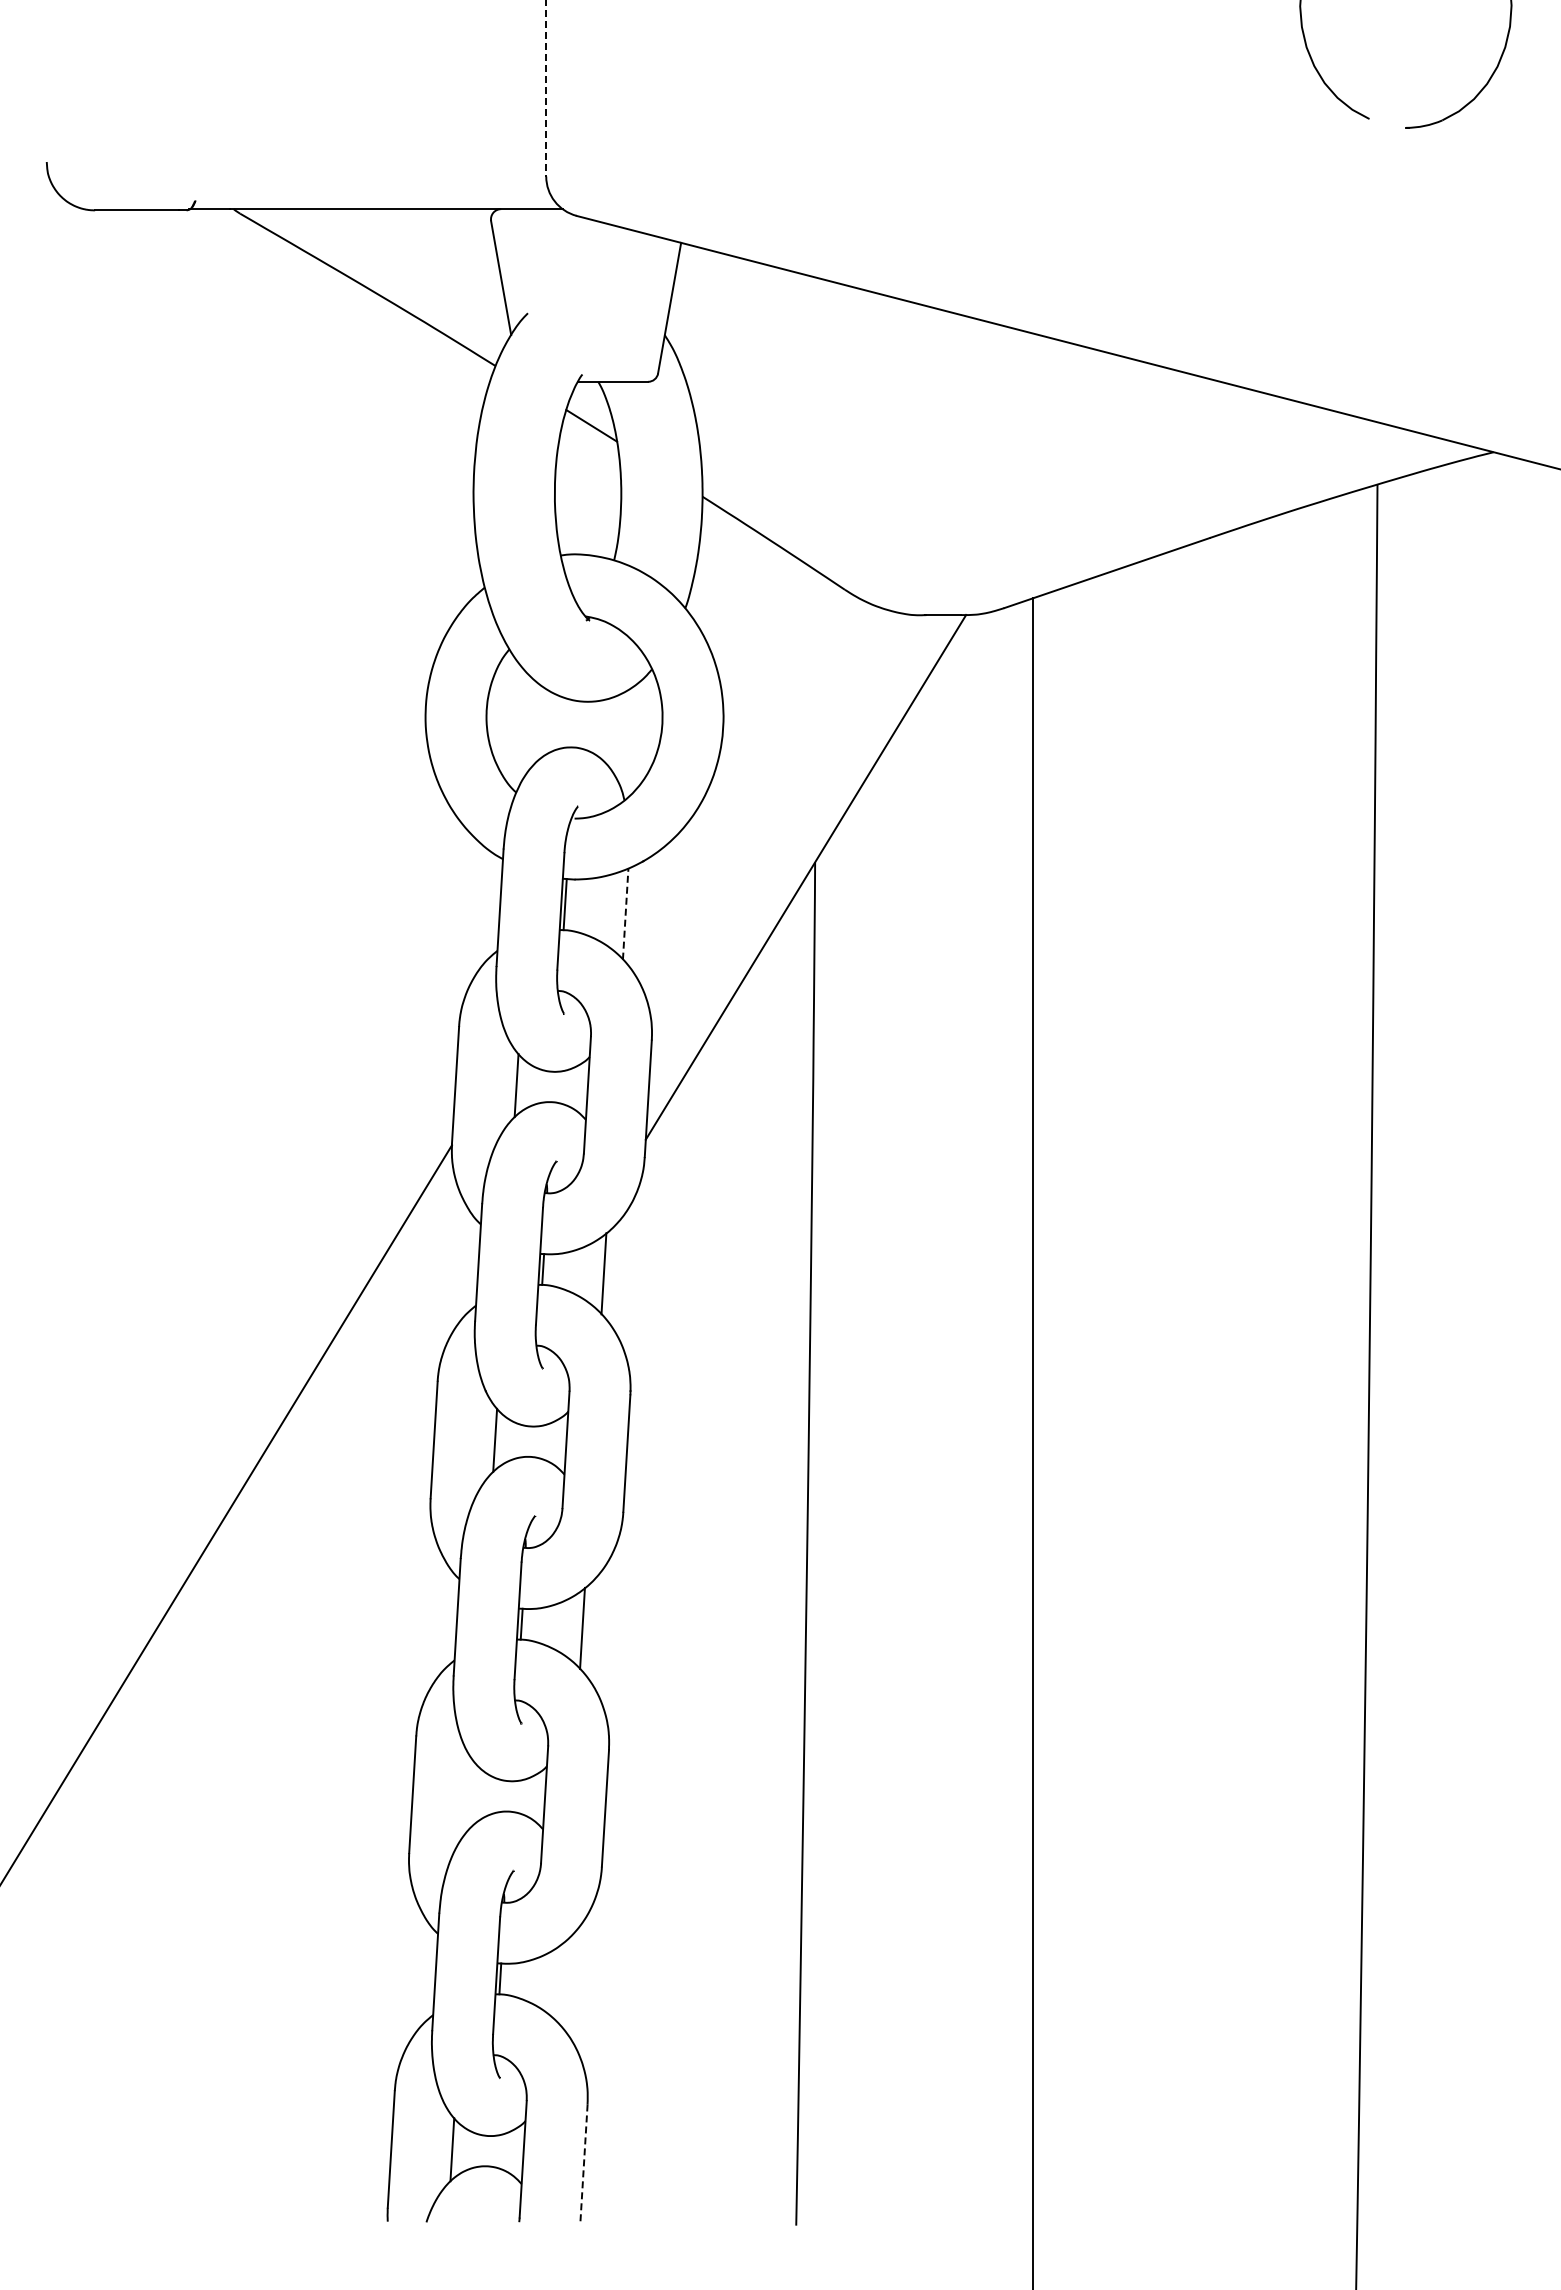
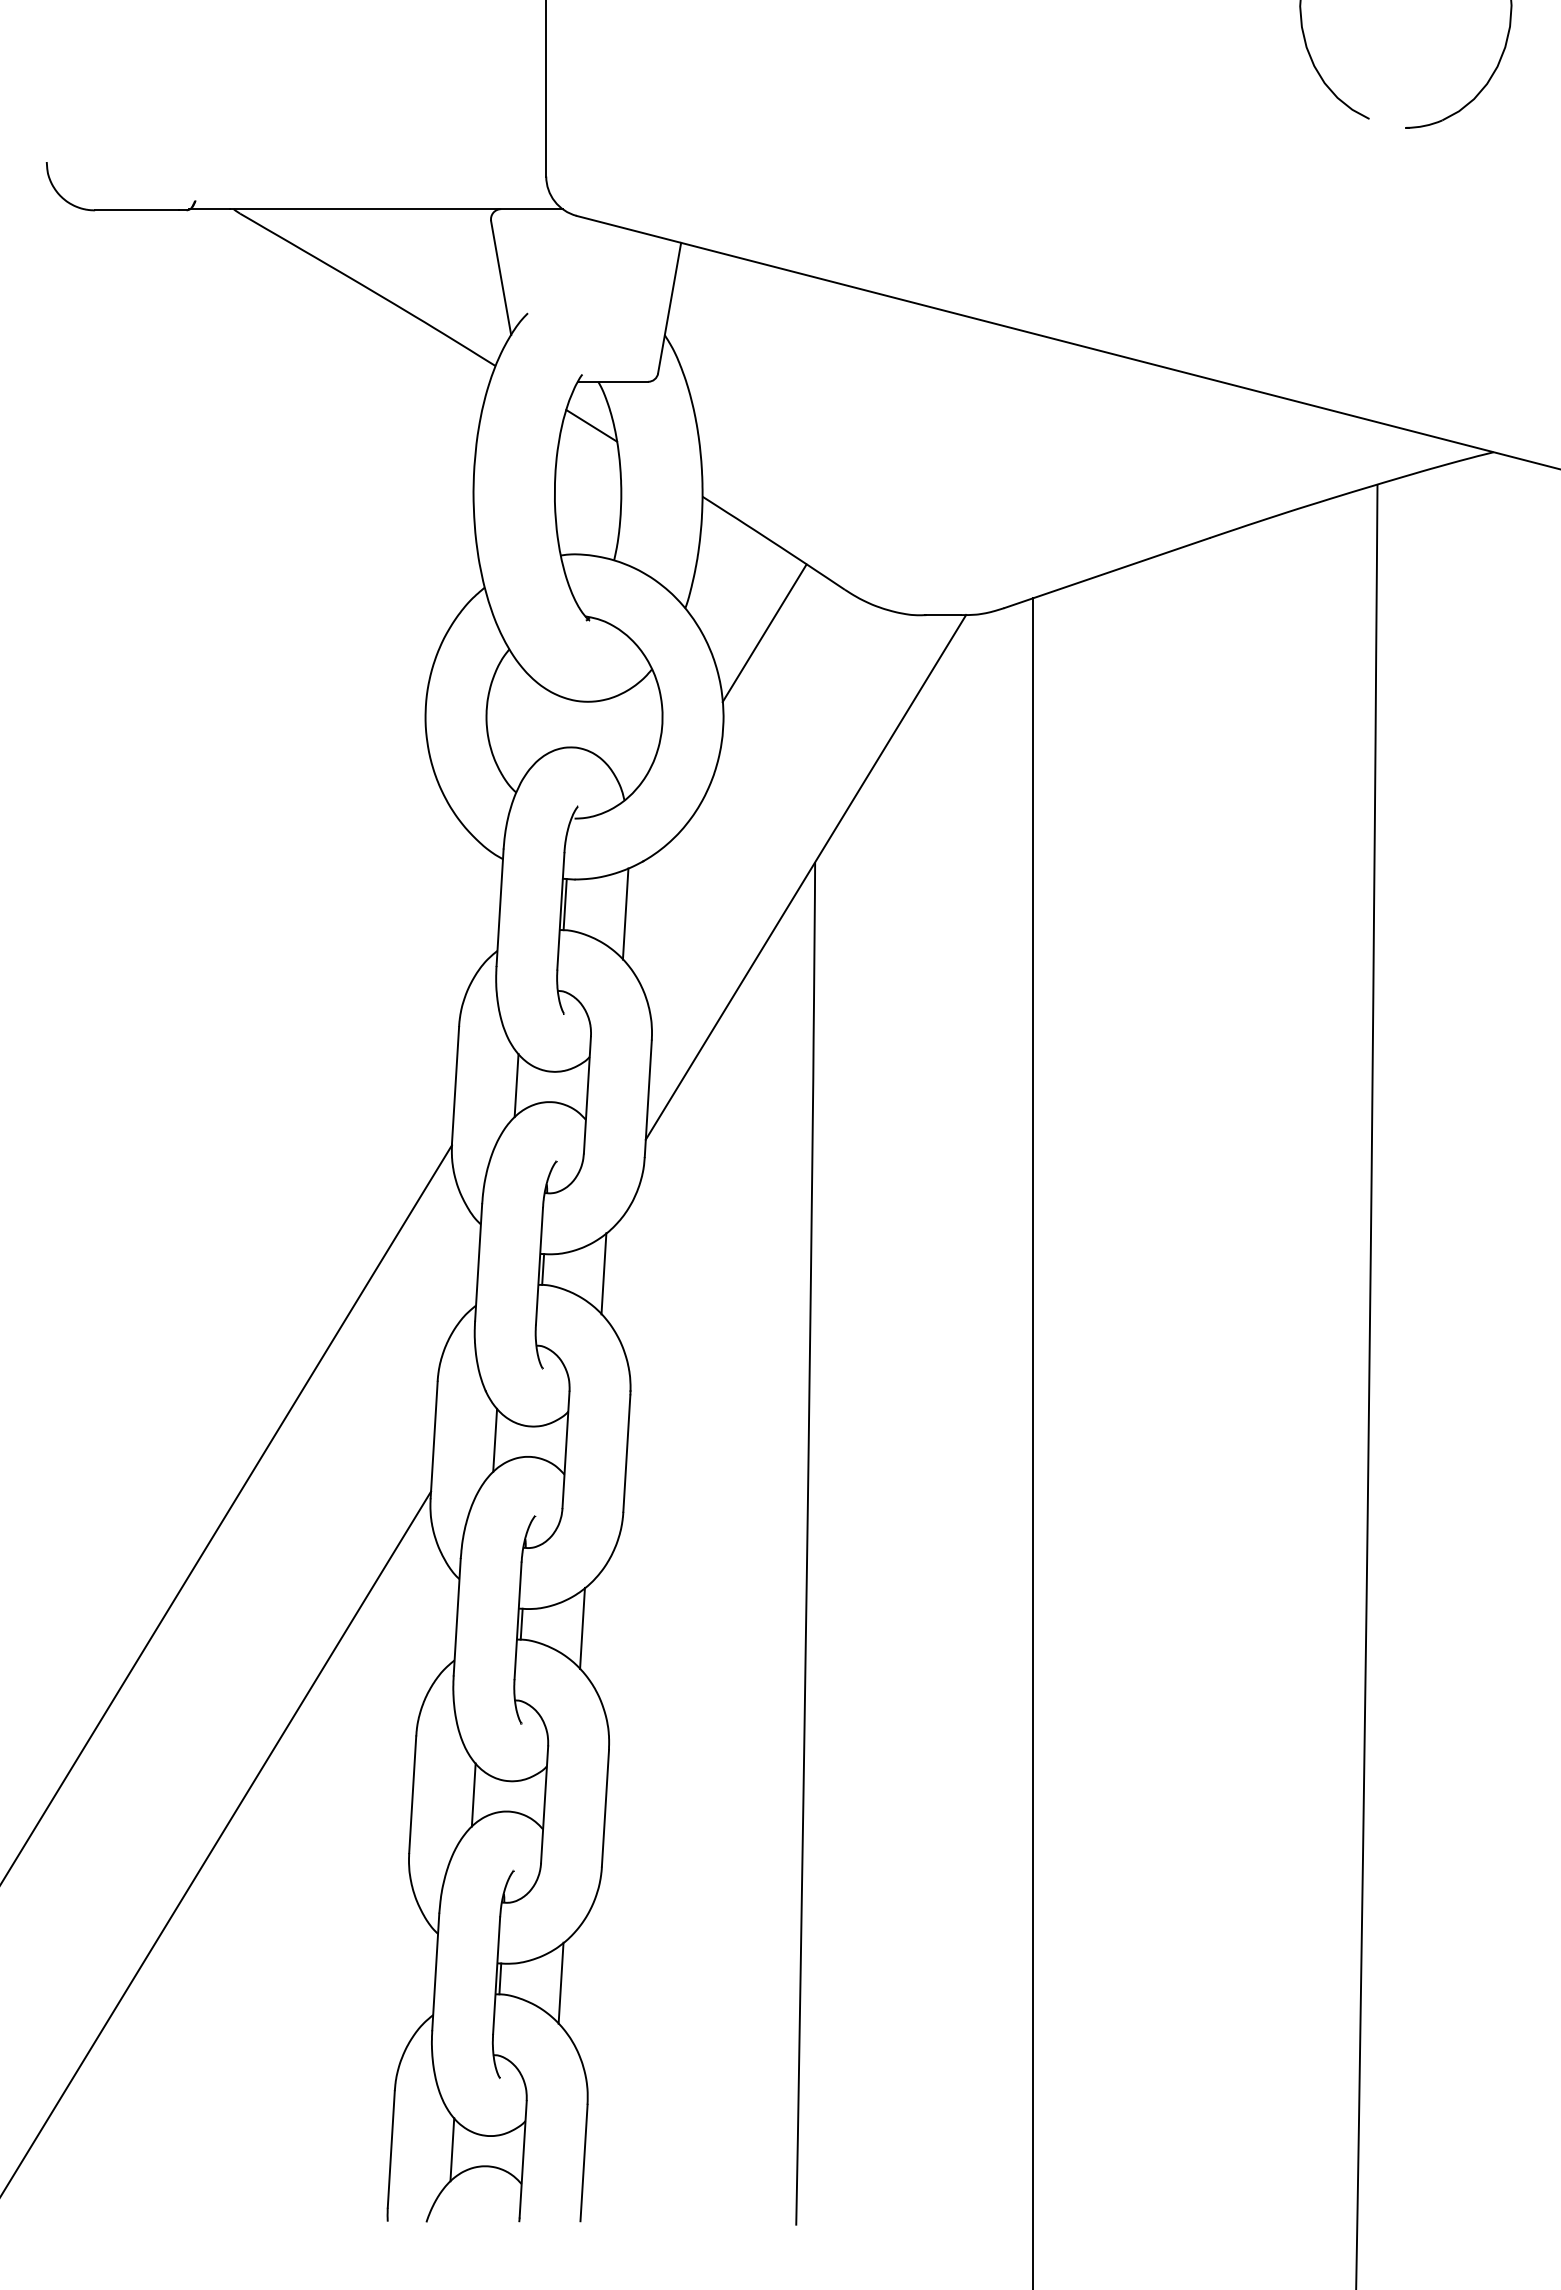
line: dashed -> solid (546, 88)
line: none -> present (764, 633)
line: dashed -> solid (625, 914)
line: none -> present (473, 1794)
line: none -> present (216, 1842)
line: none -> present (560, 1982)
line: dashed -> solid (584, 2162)
